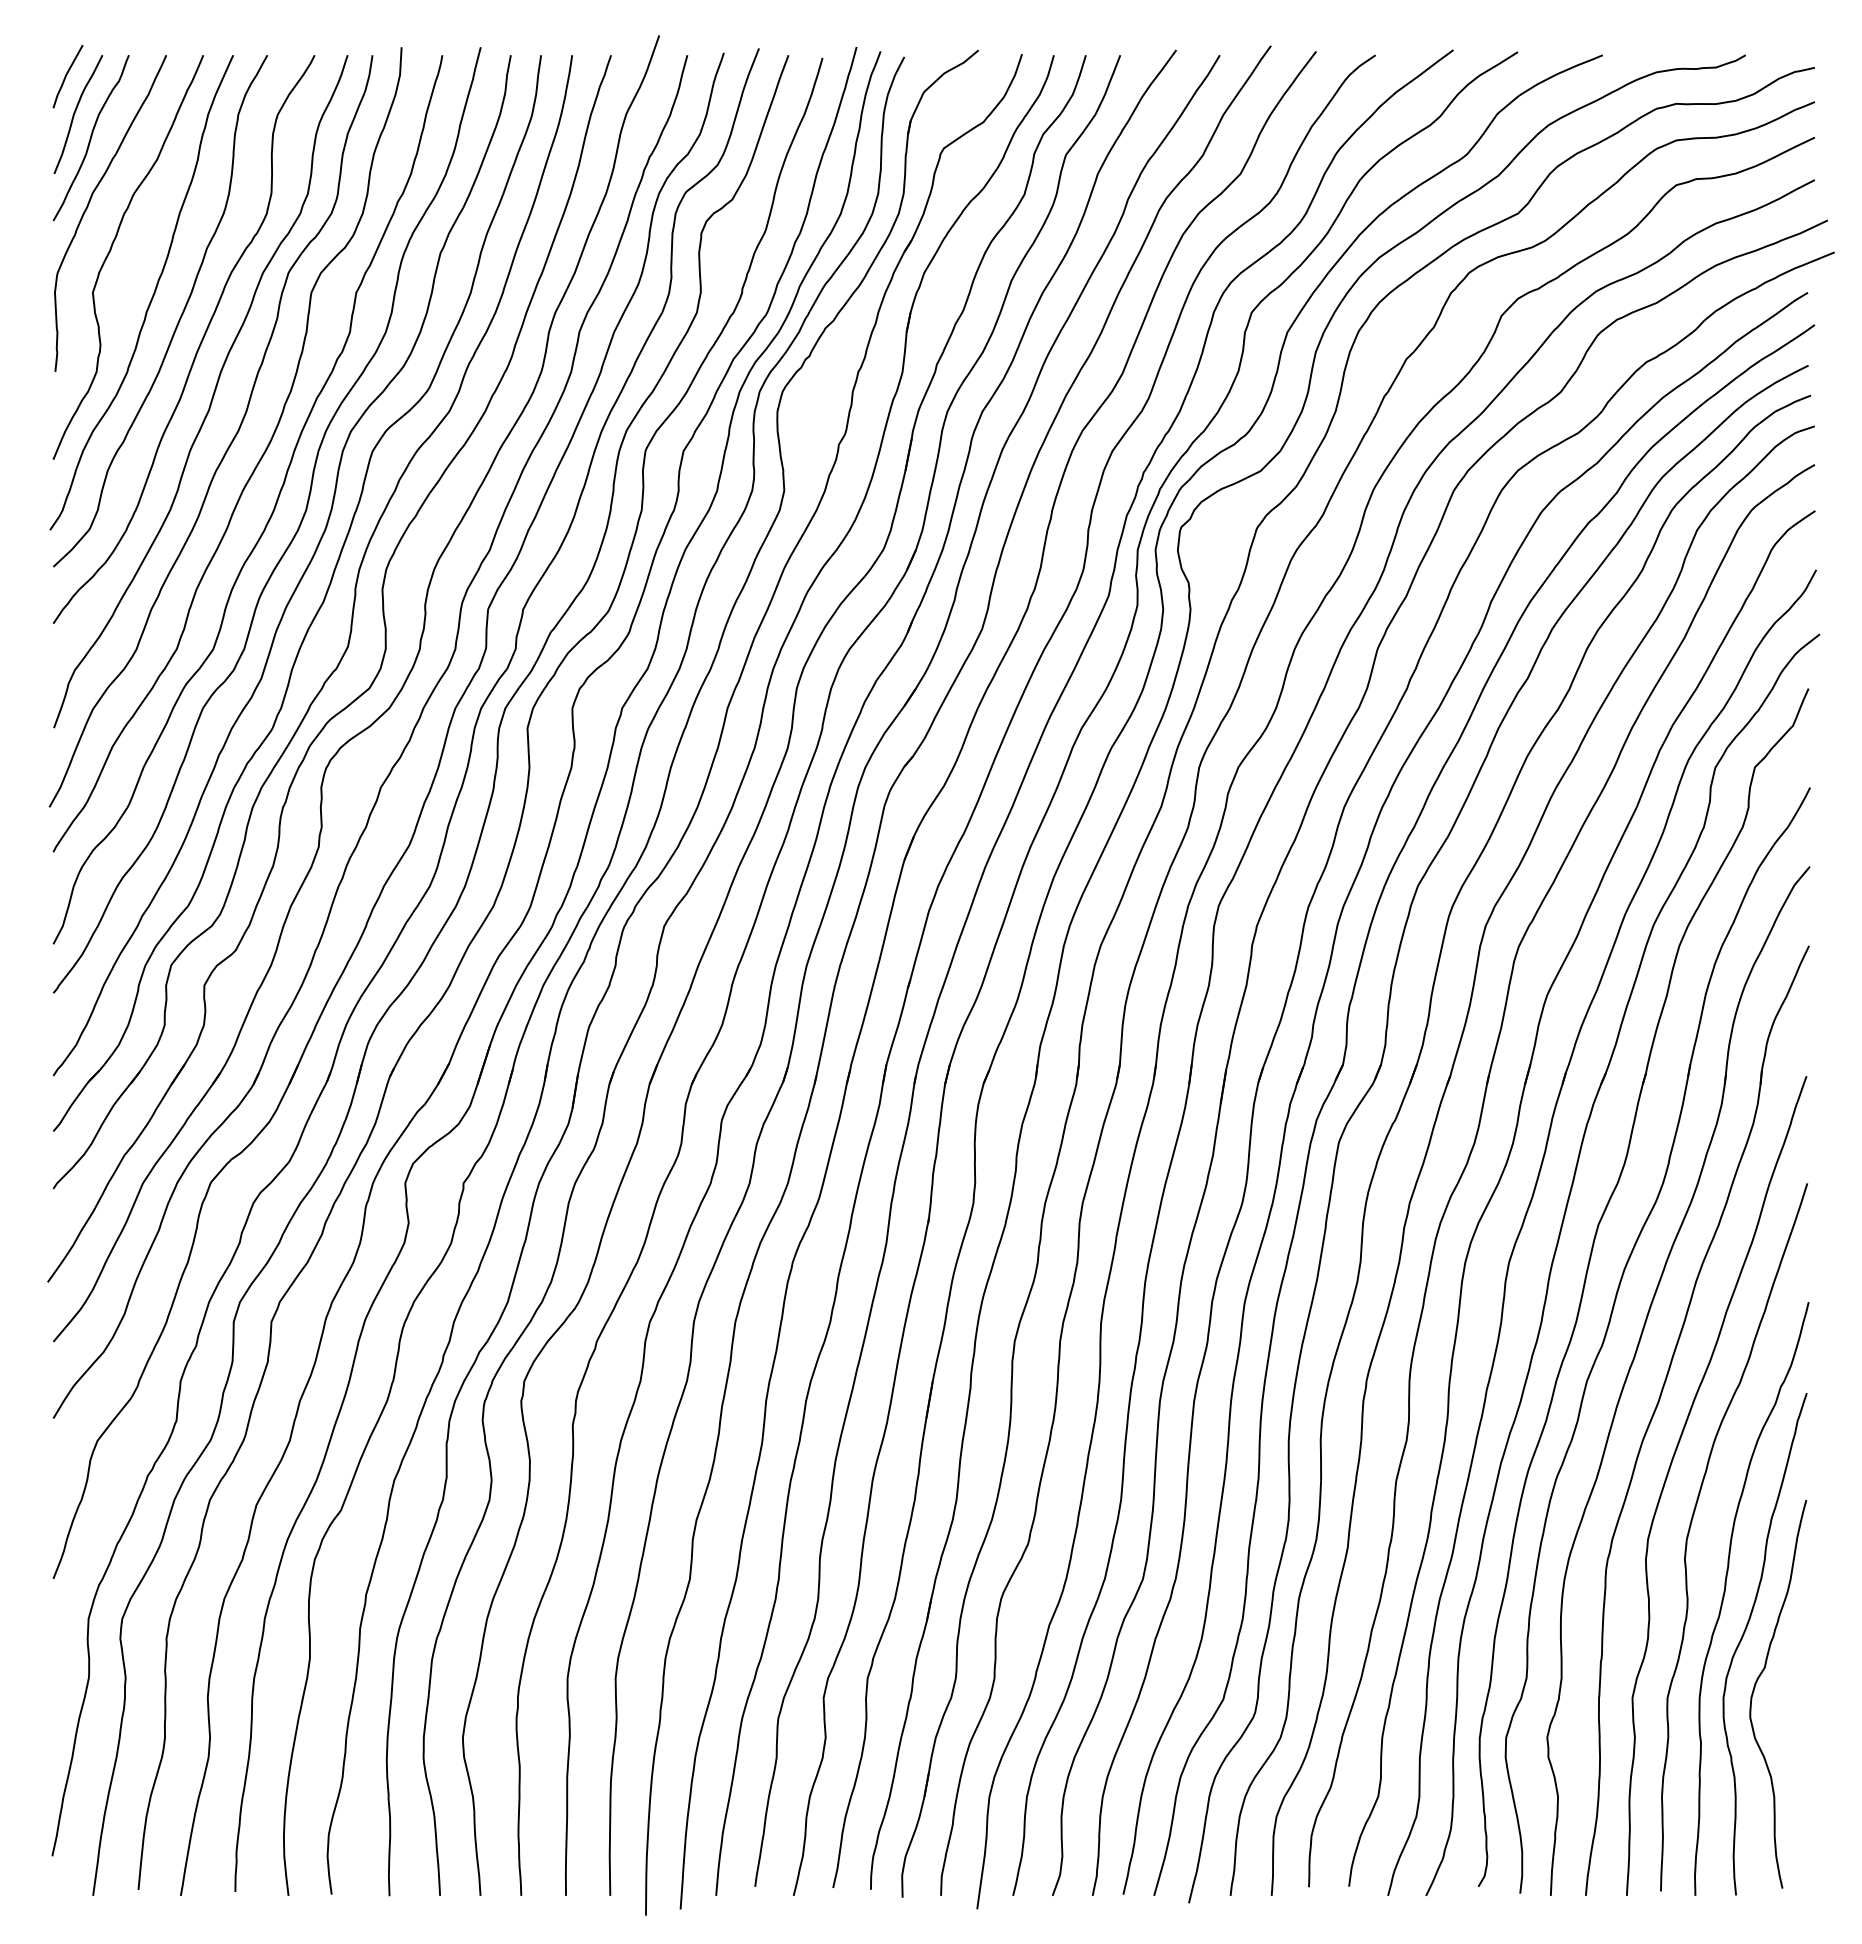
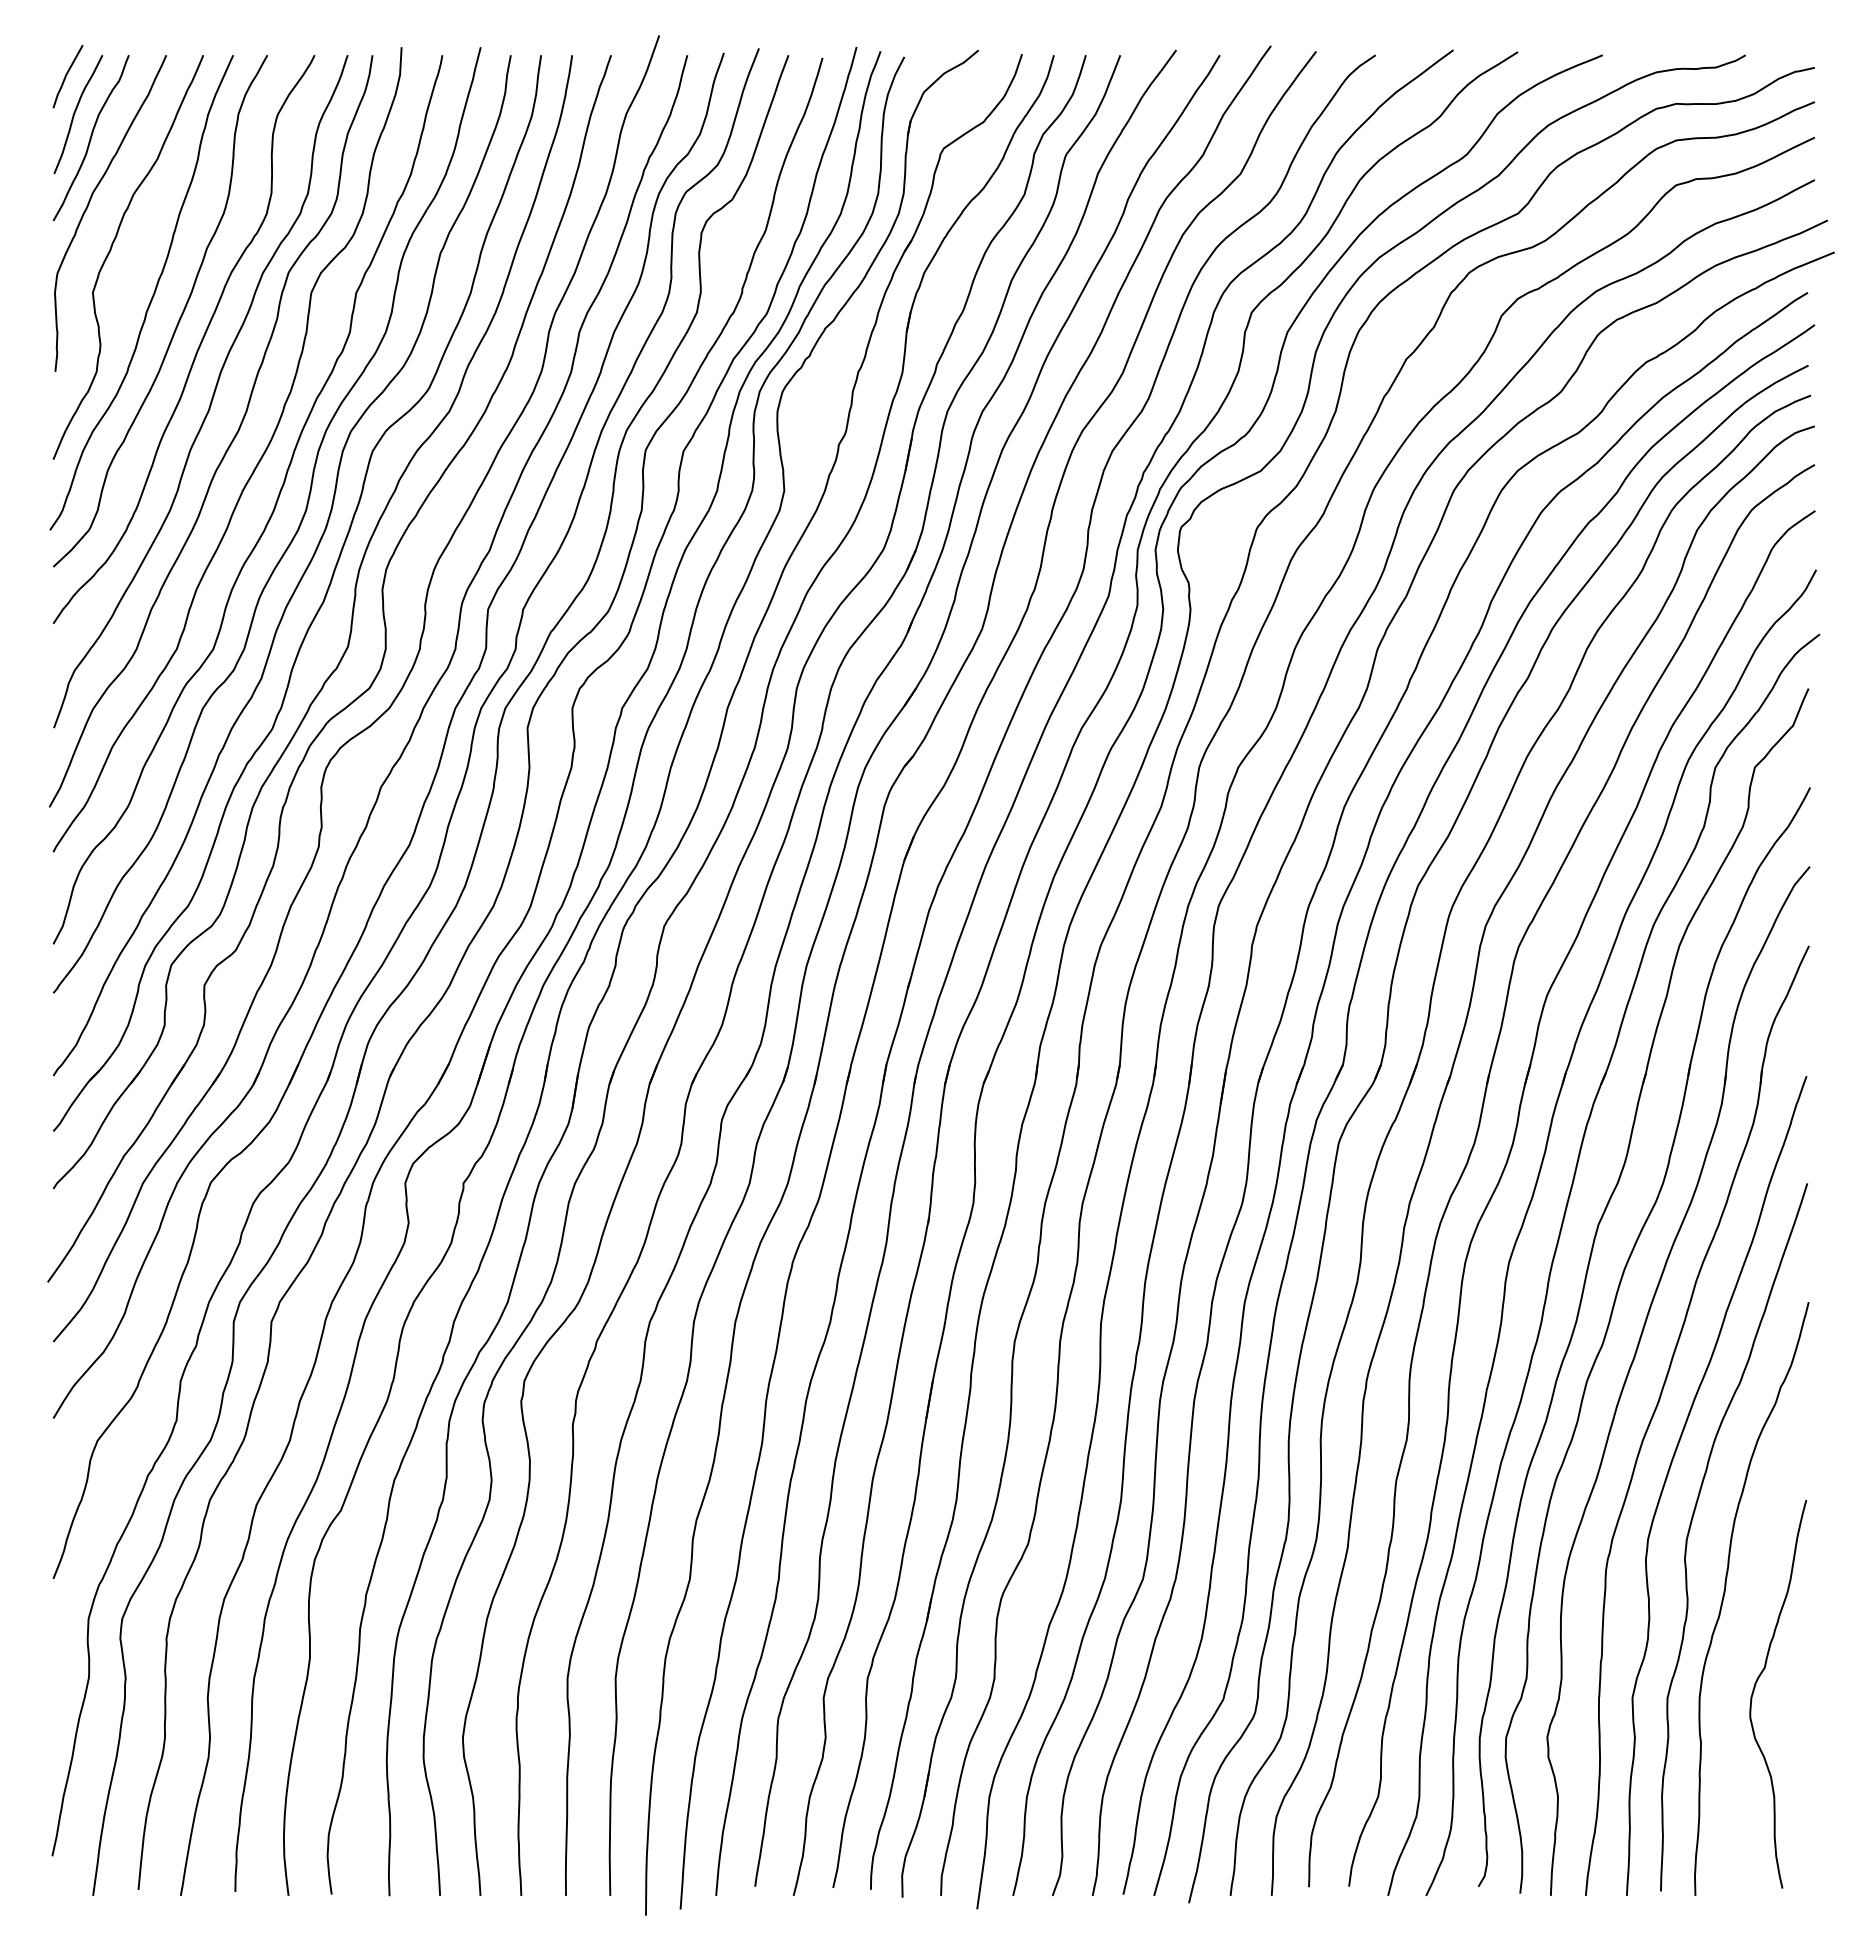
curve: present -> none (1743, 1637)
